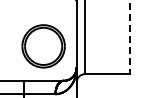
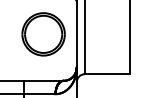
line: dashed -> solid (129, 37)
part position: (43, 46) -> (43, 34) (43, 34)
